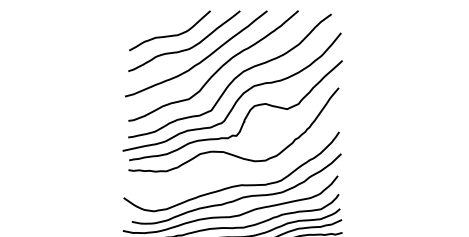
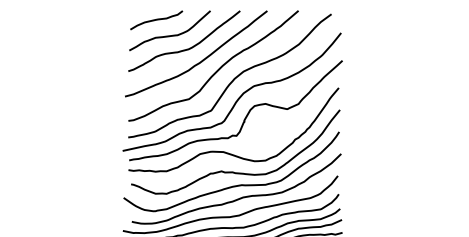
curve: none -> present (156, 20)
curve: none -> present (233, 171)
